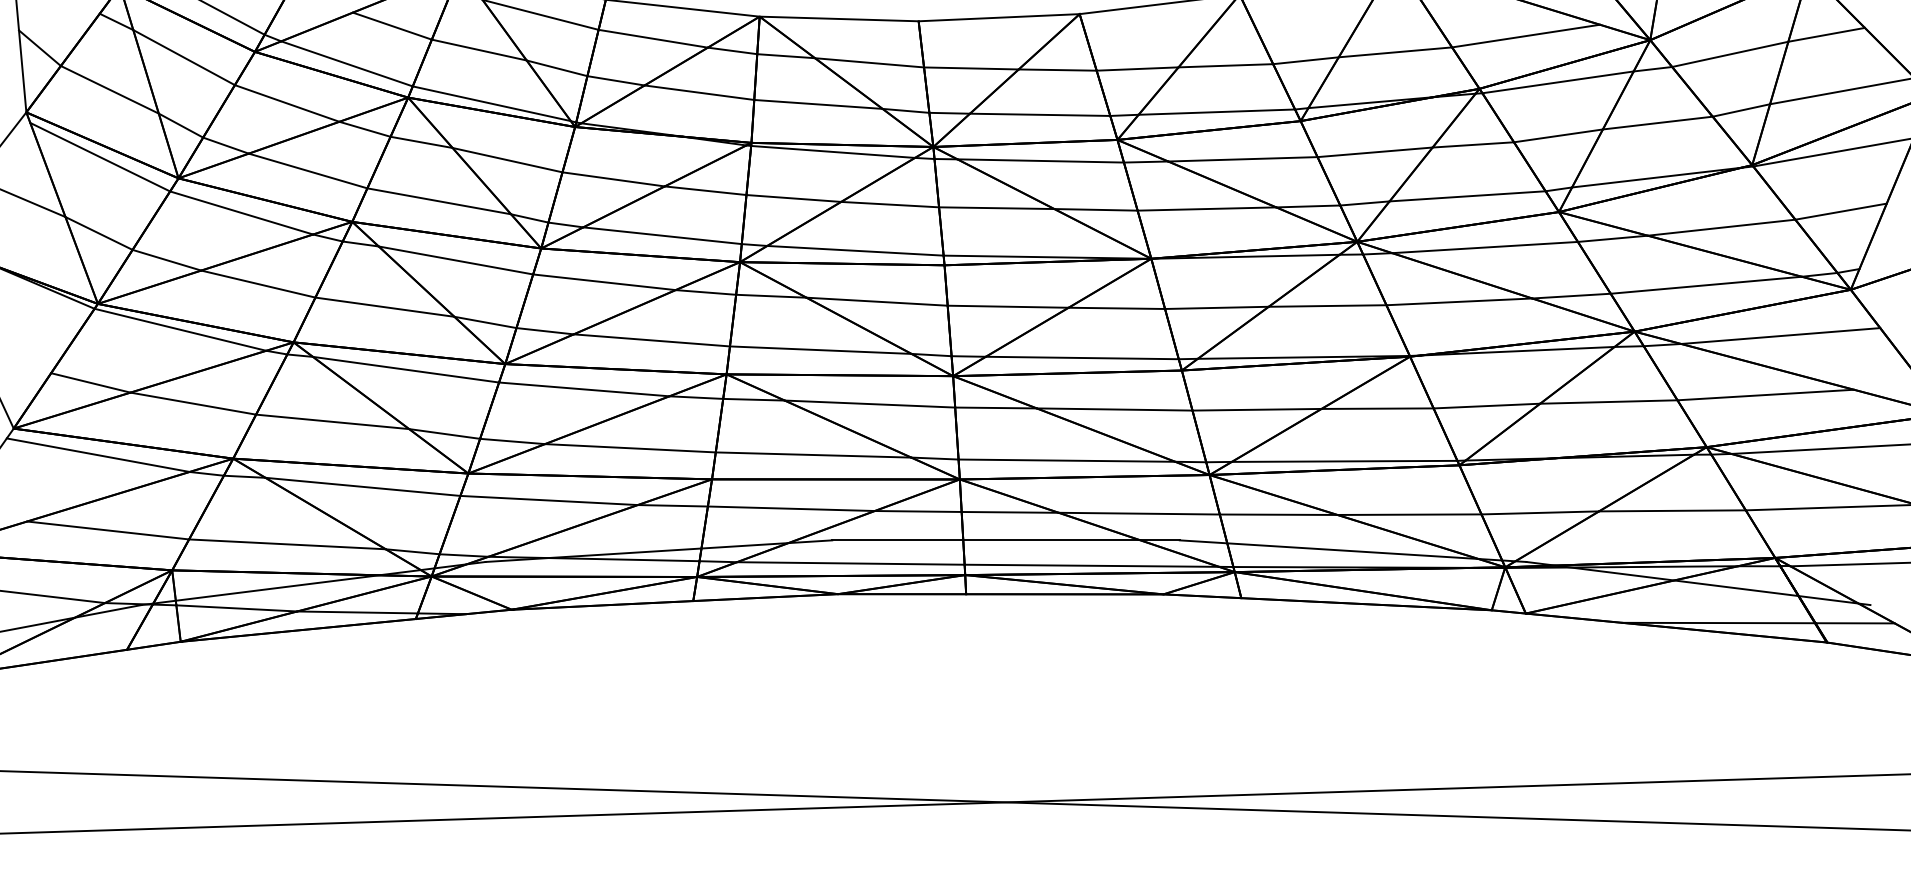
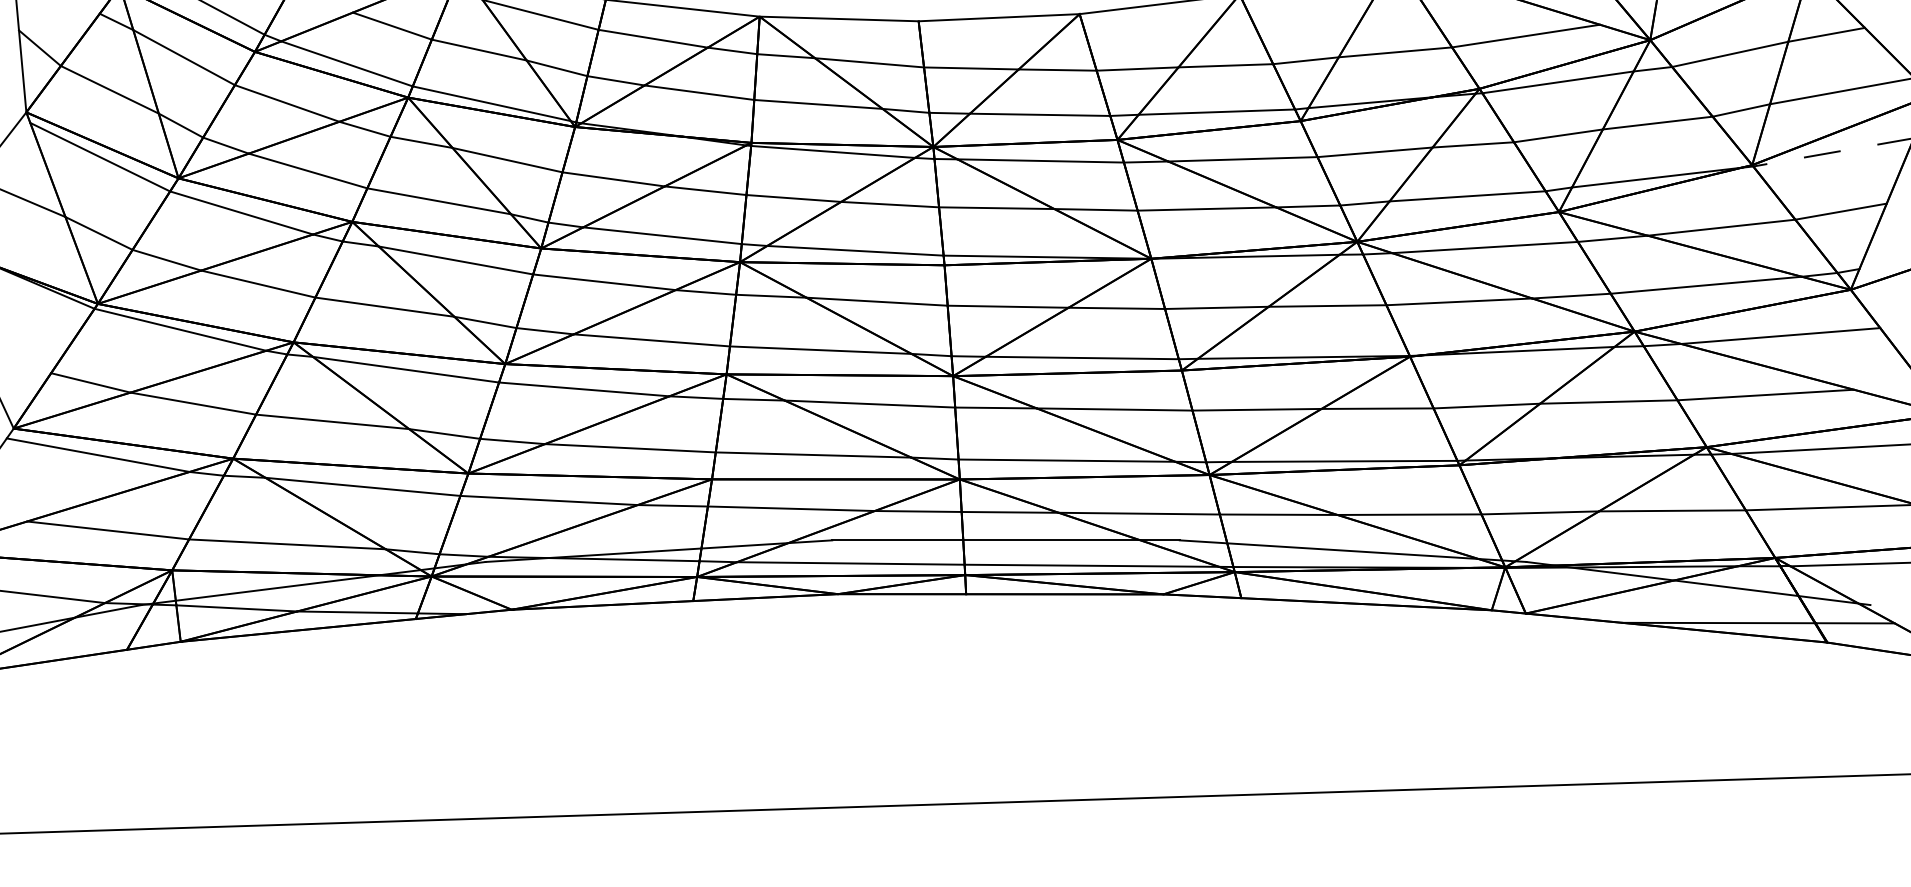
line: solid -> dashed (1831, 152)
line: present -> none (954, 800)
